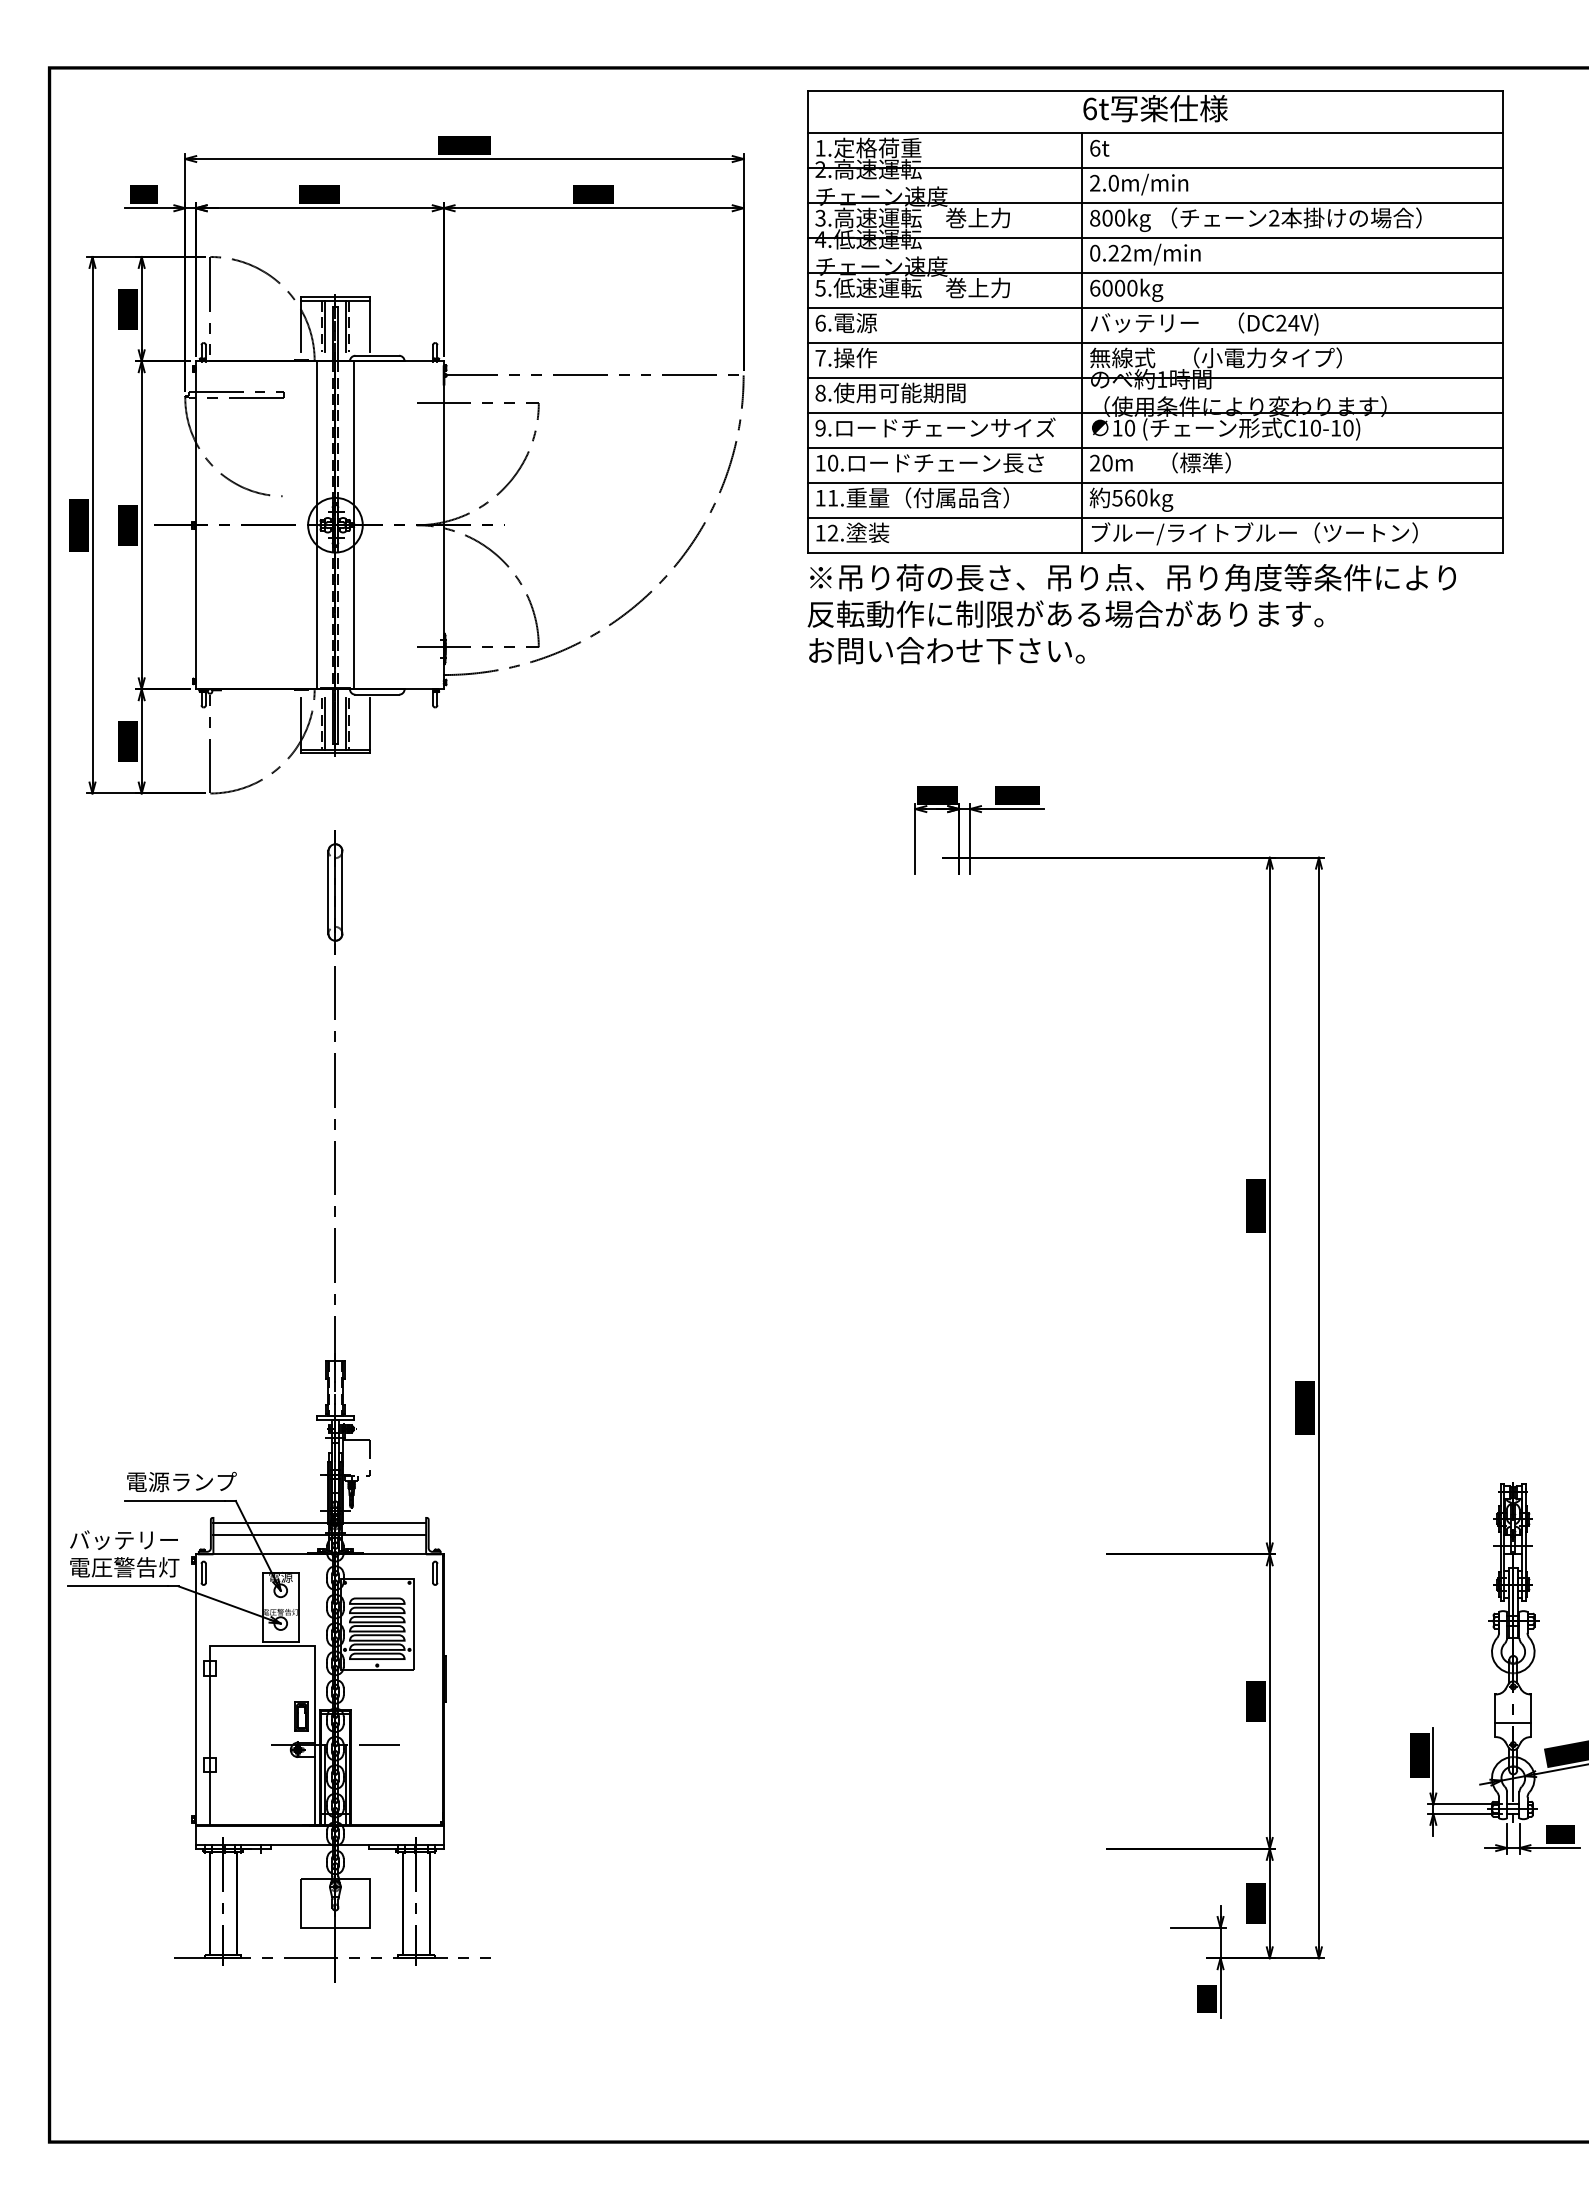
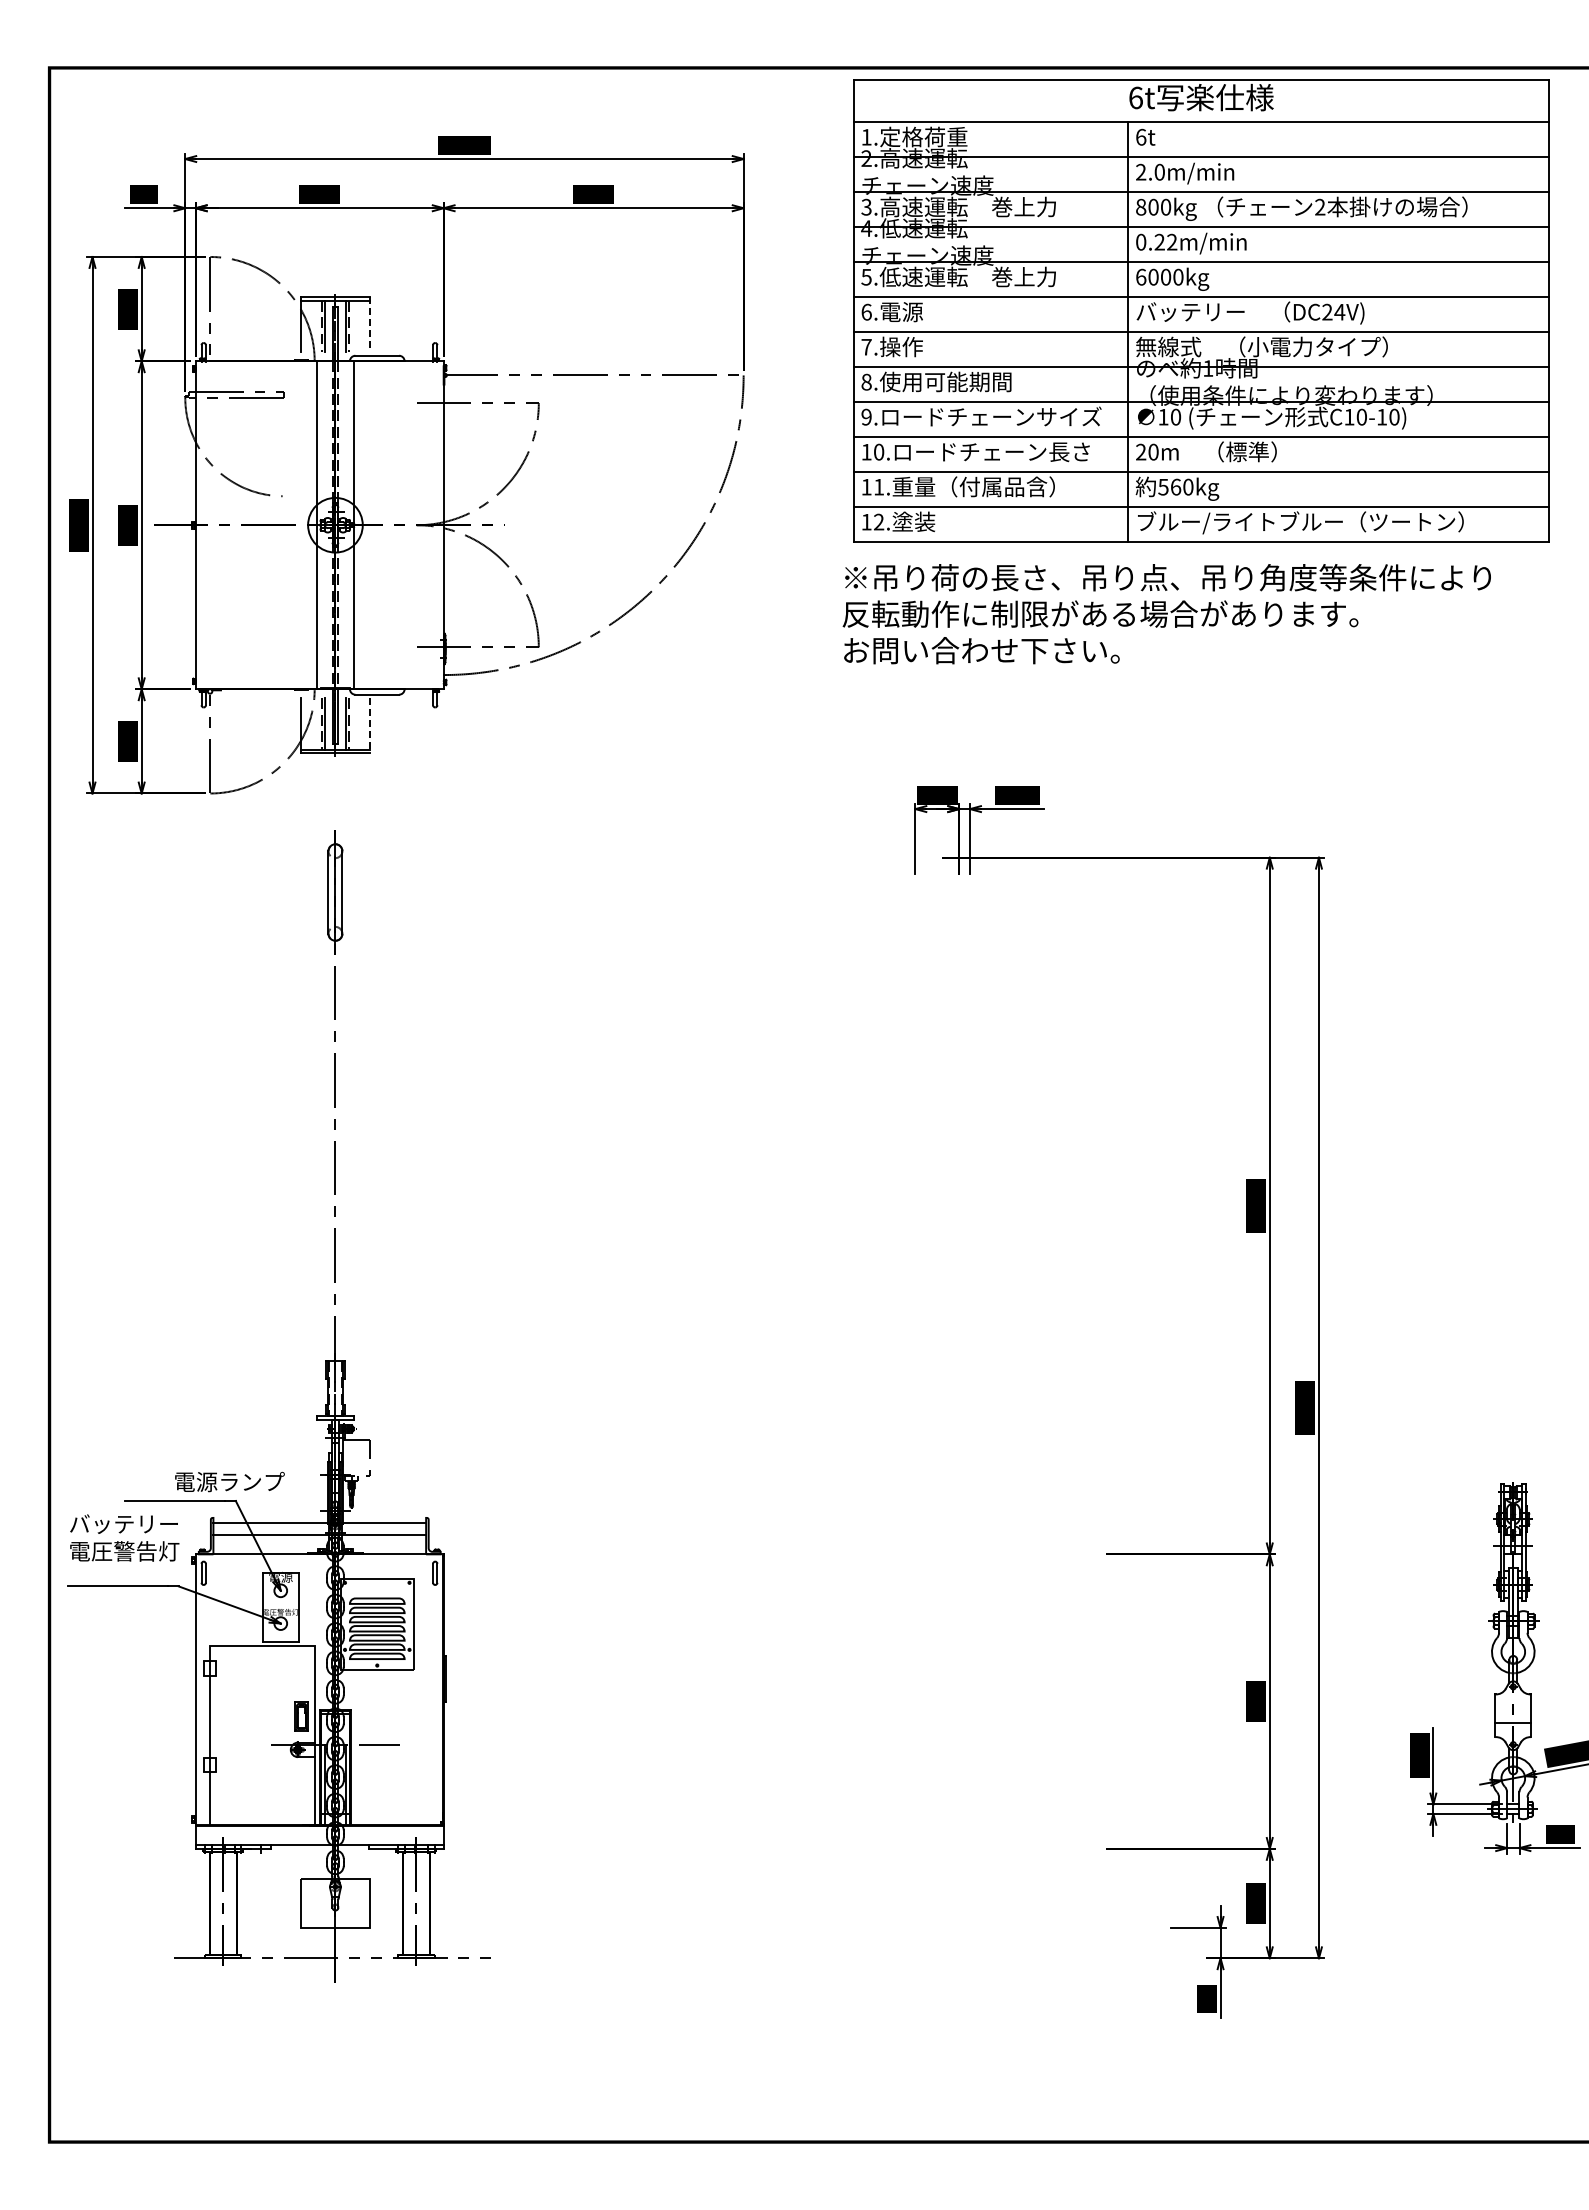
part position: (1155, 321) -> (1201, 310) (1201, 310)
line: solid -> dashed (370, 325)
text position: (1131, 614) -> (1166, 614) (1166, 614)
line: solid -> dashed (370, 726)
text position: (181, 1481) -> (229, 1481) (229, 1481)
text position: (124, 1553) -> (124, 1537) (124, 1537)
